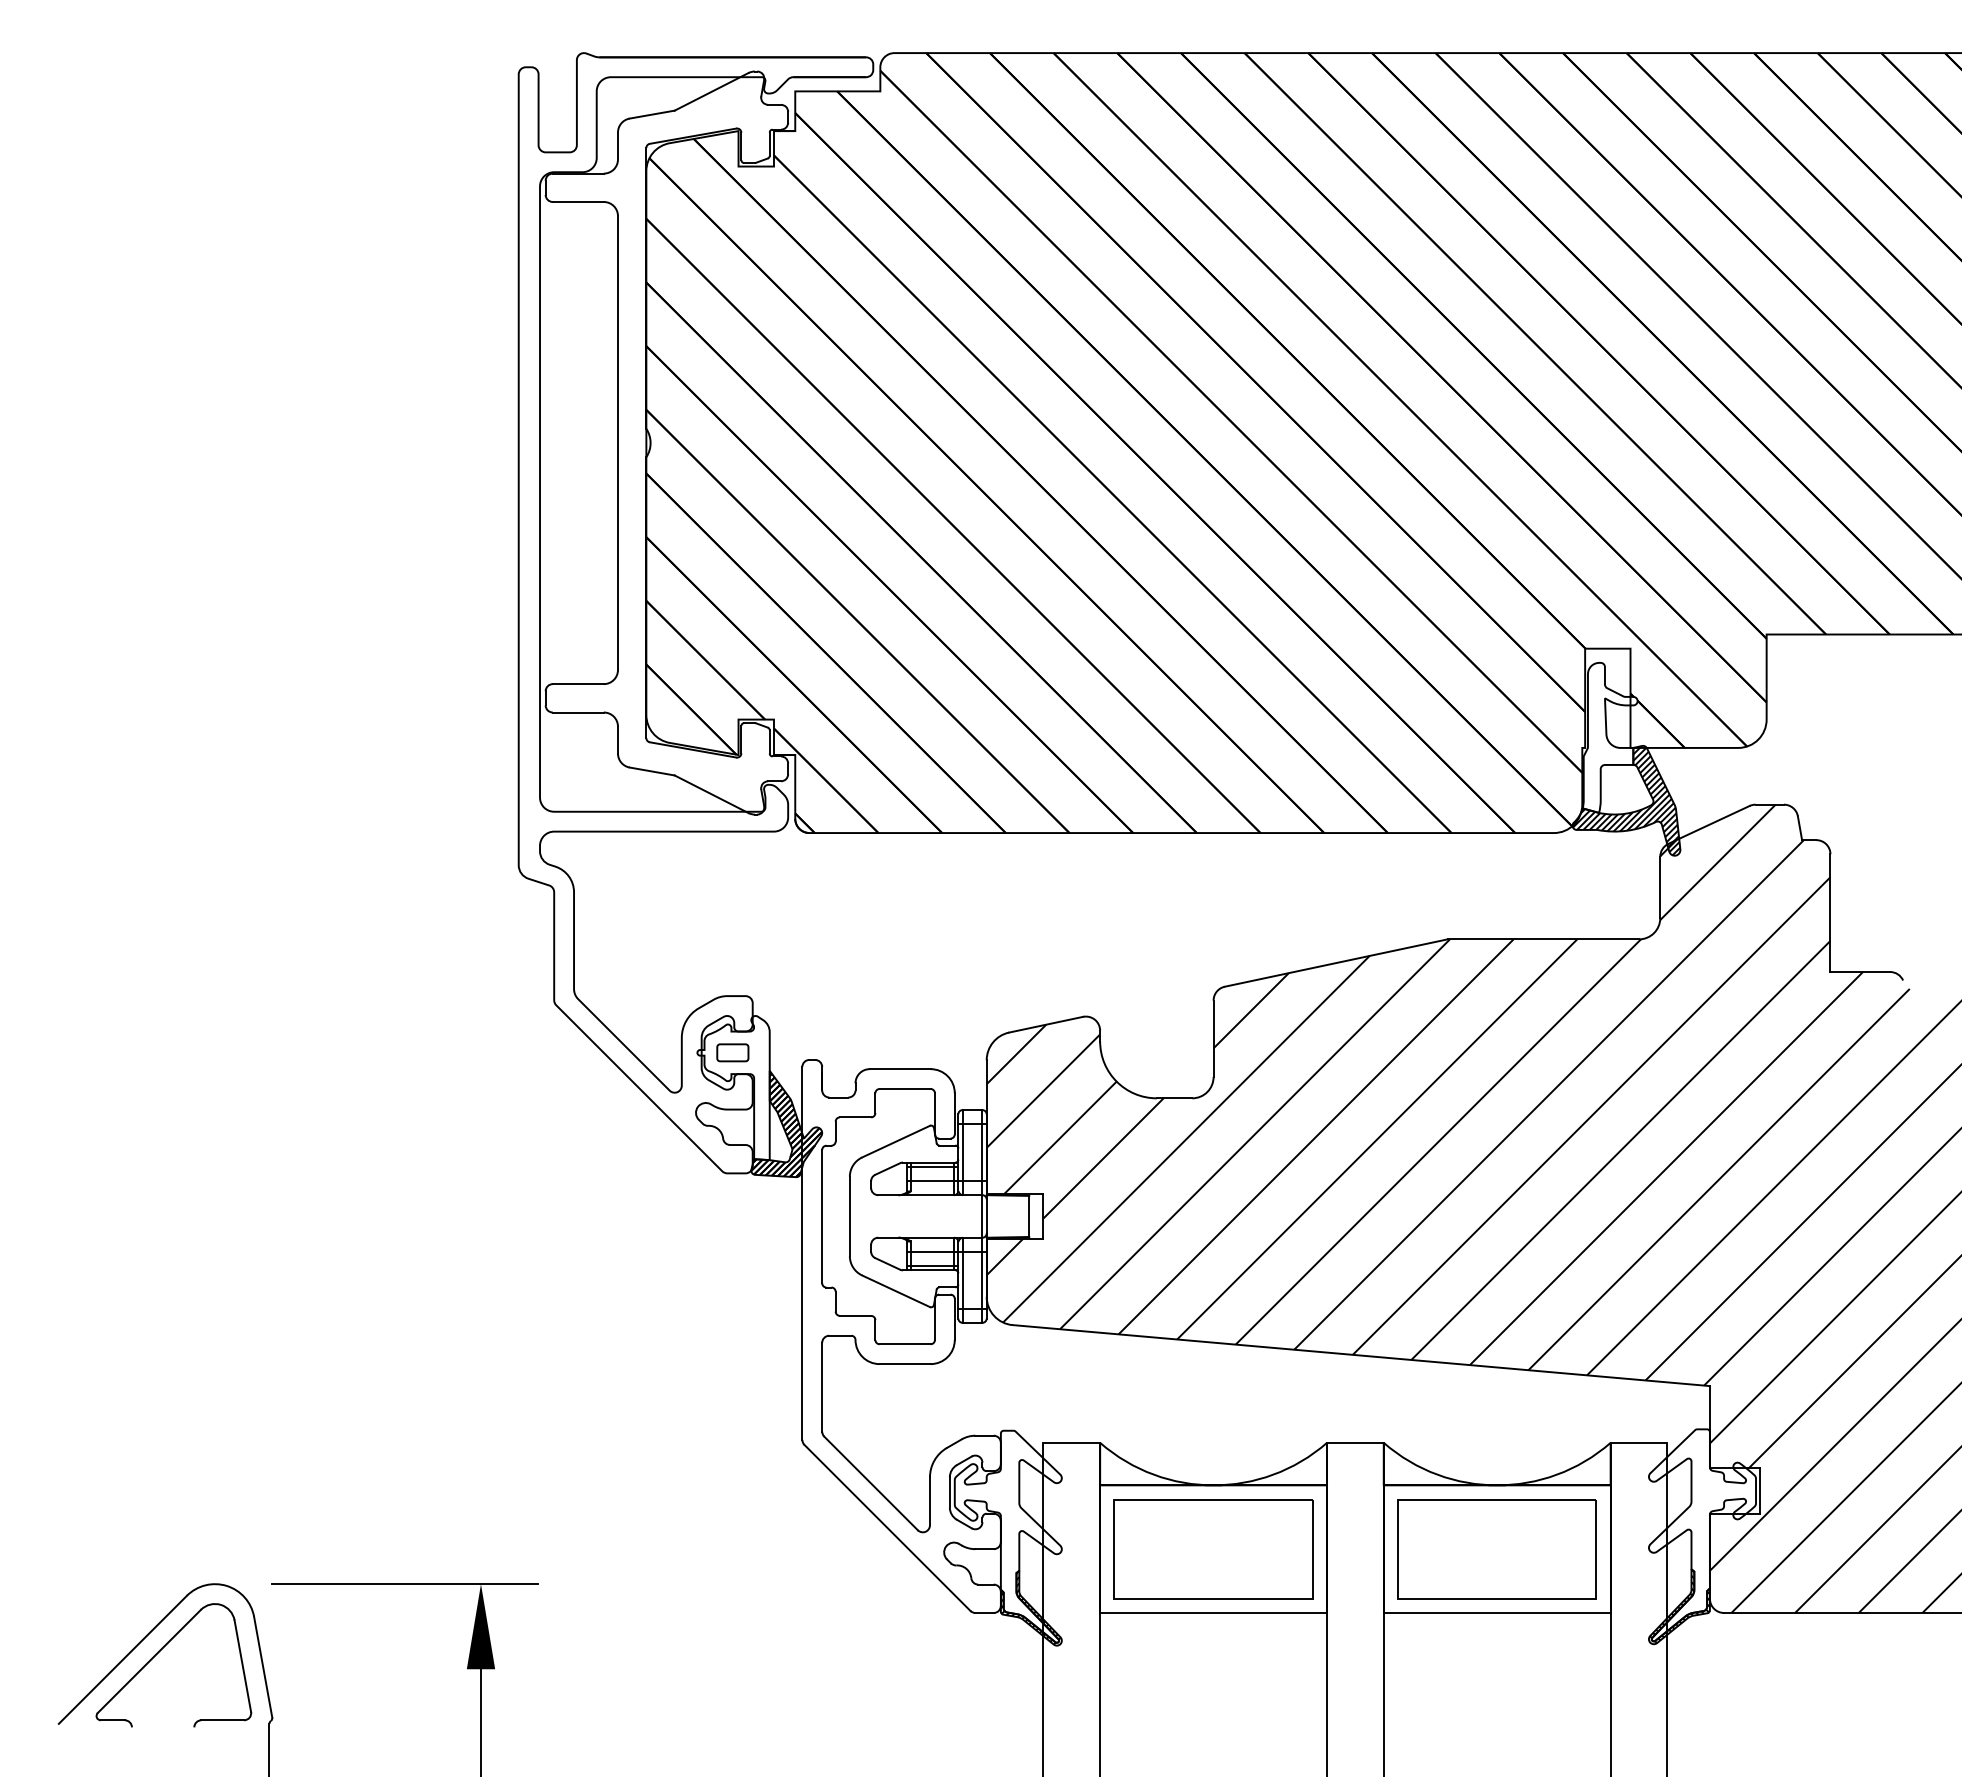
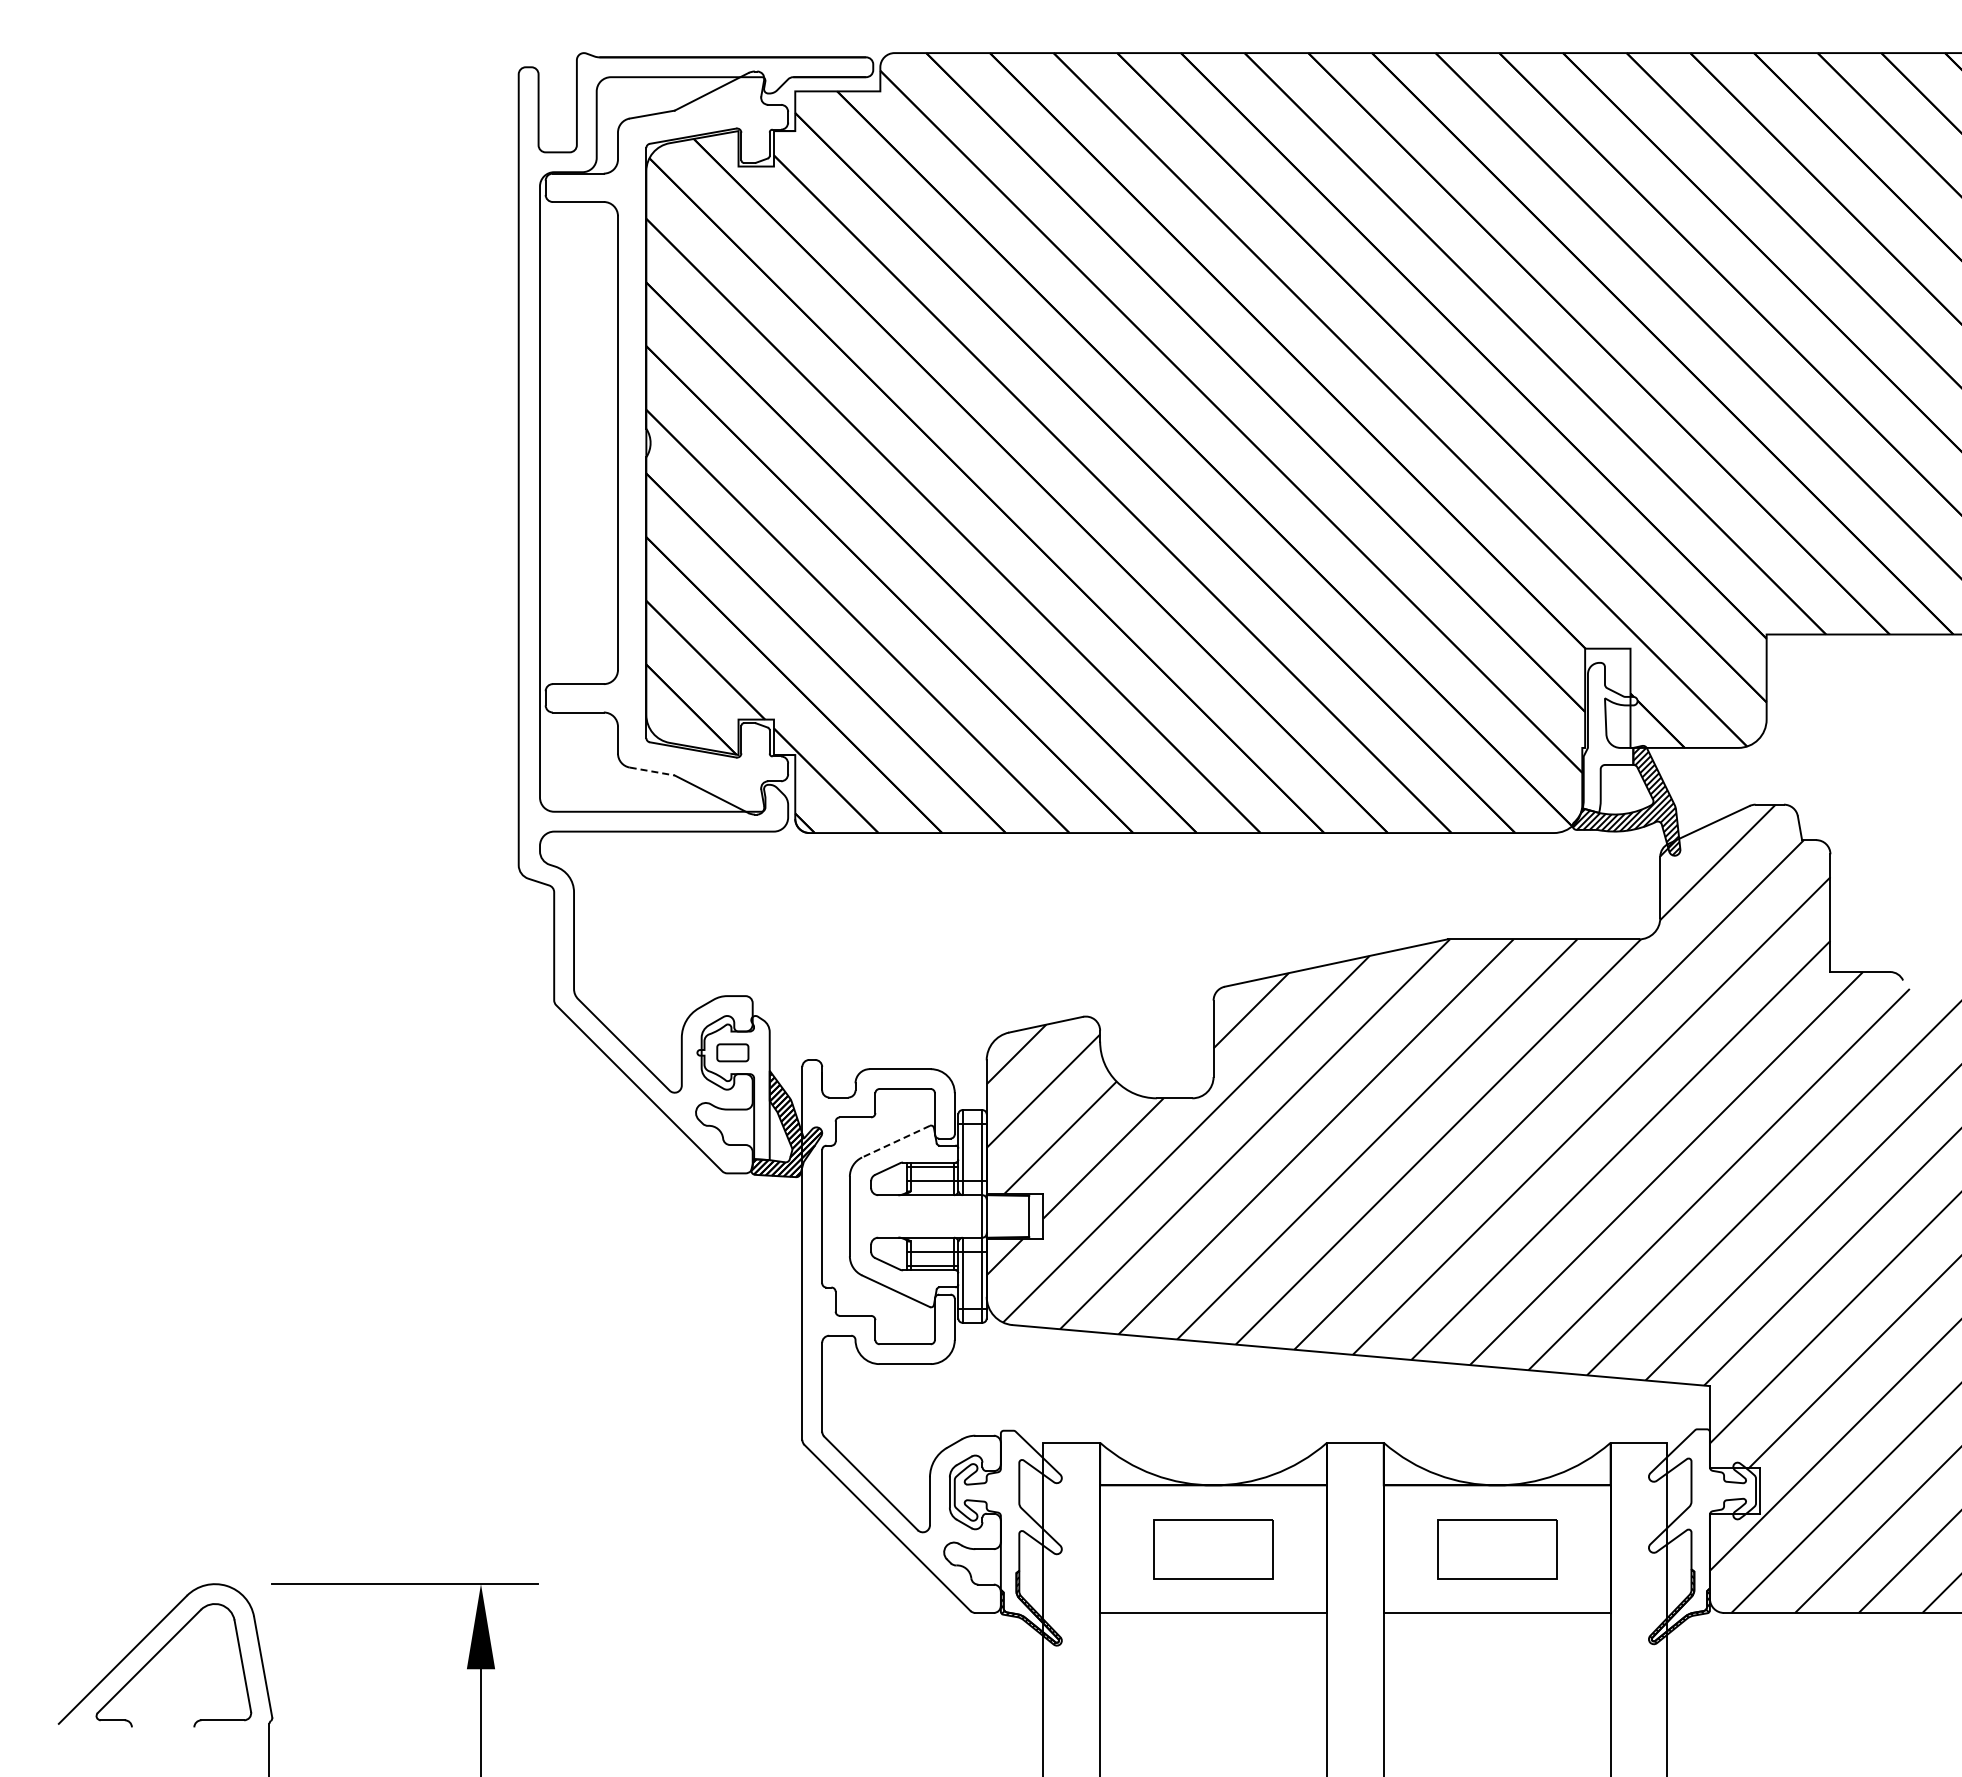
line: solid -> dashed (652, 771)
line: solid -> dashed (895, 1141)
part size: 201x101 px -> 121x61 px (1213, 1549)
part size: 200x101 px -> 121x61 px (1497, 1549)
